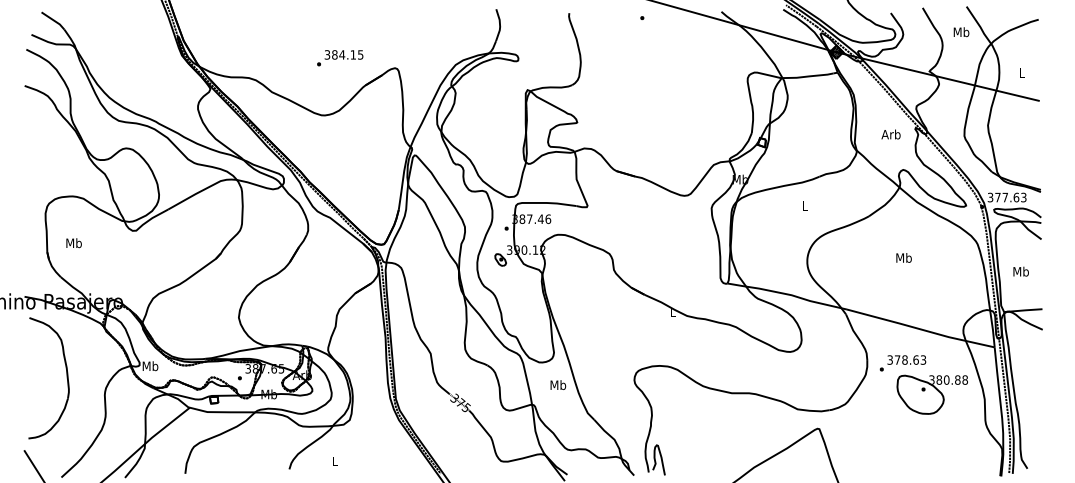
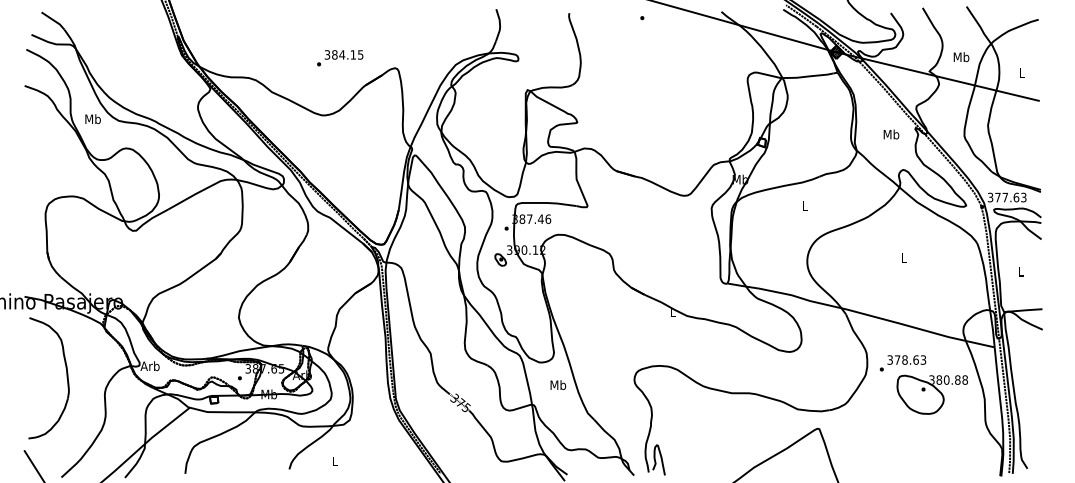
text position: (961, 32) -> (961, 57) (961, 57)
text: Arb -> Mb (890, 134)
text position: (73, 243) -> (92, 119) (92, 119)
text: Mb -> L (903, 257)
text: Mb -> L (1020, 271)
text: Mb -> Arb (149, 366)
